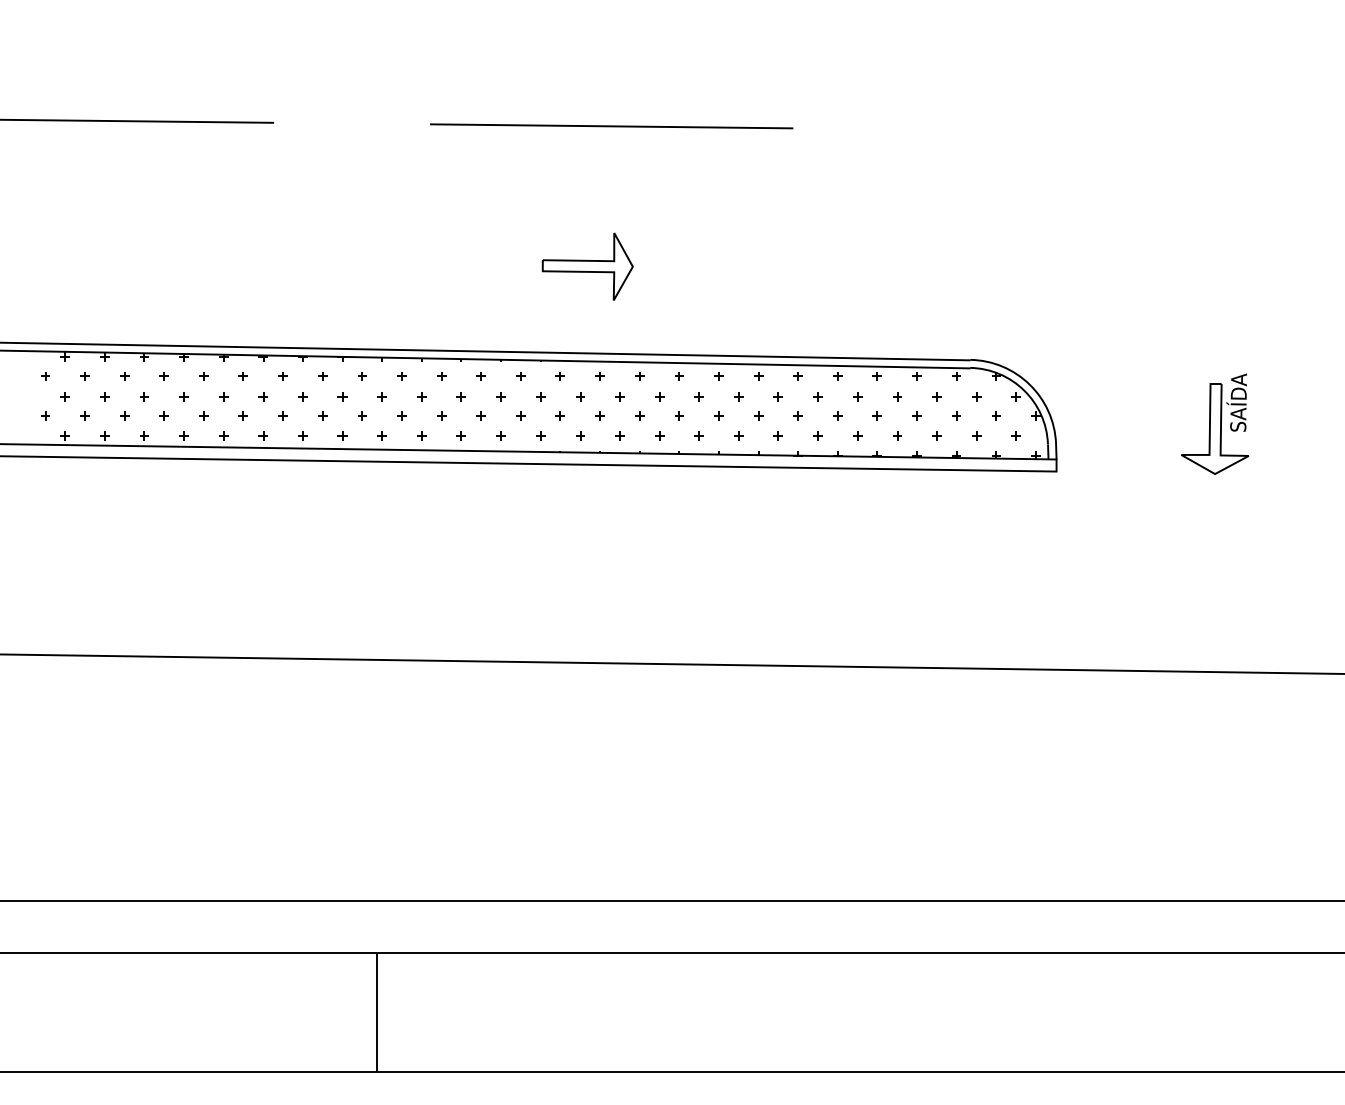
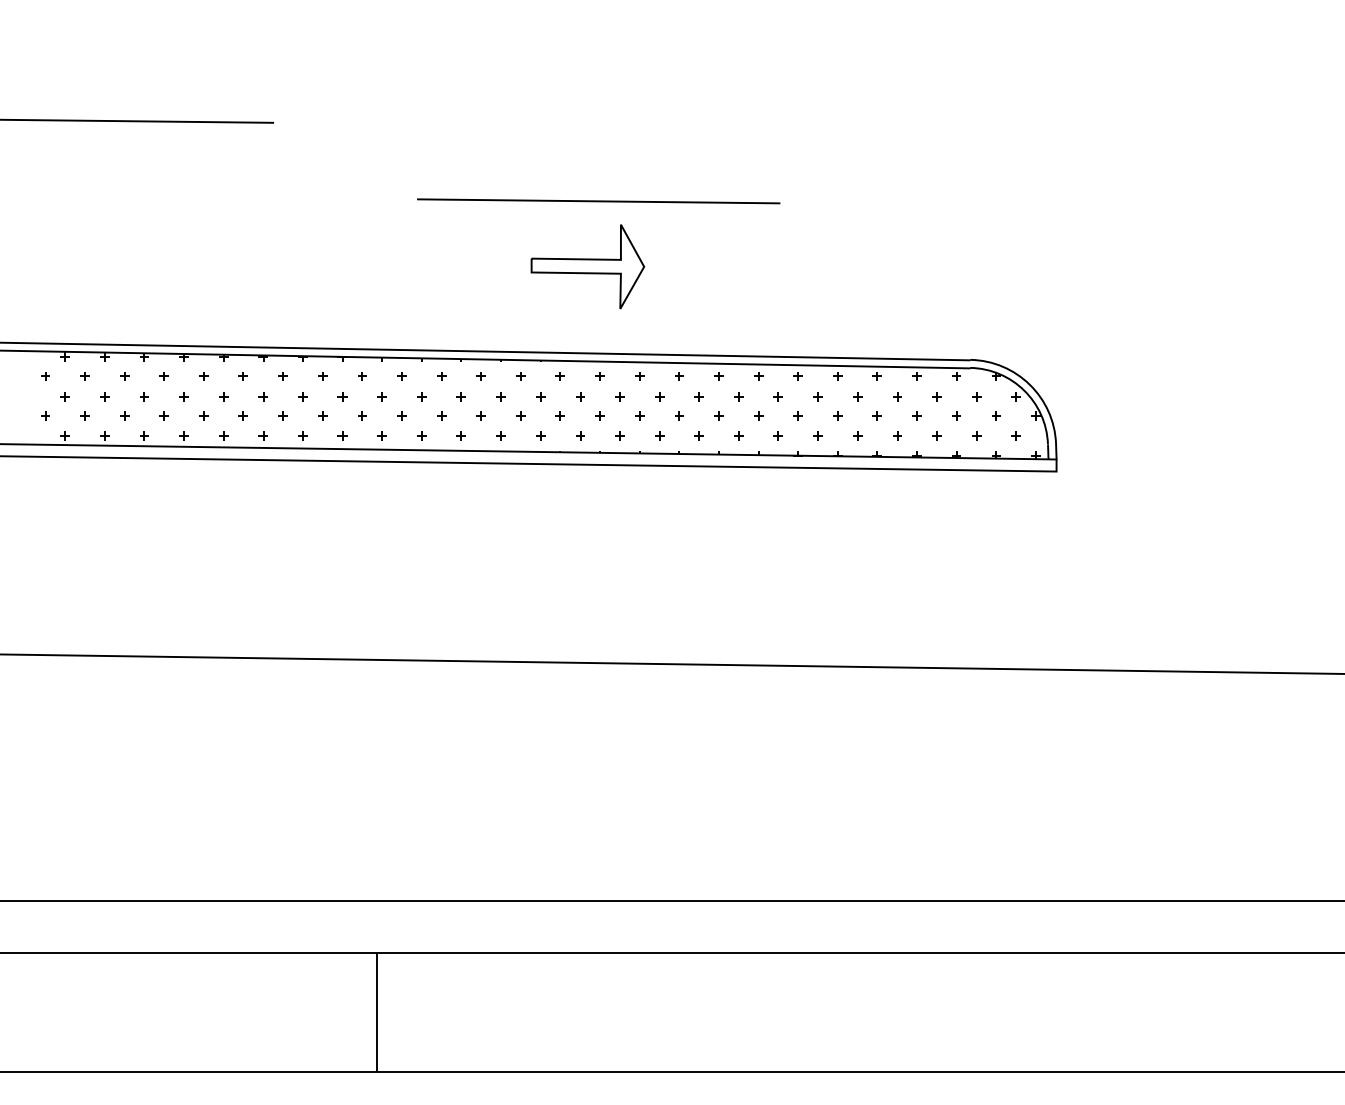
line position: (611, 126) -> (598, 201) (598, 201)
part size: 93x69 px -> 116x86 px (587, 266)
part: present -> none (1215, 423)
